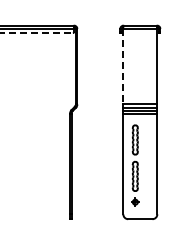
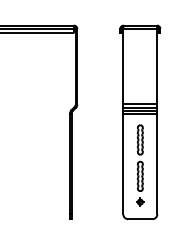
line: dashed -> solid (36, 33)
line: dashed -> solid (123, 66)
part position: (135, 165) -> (140, 165) (140, 165)
